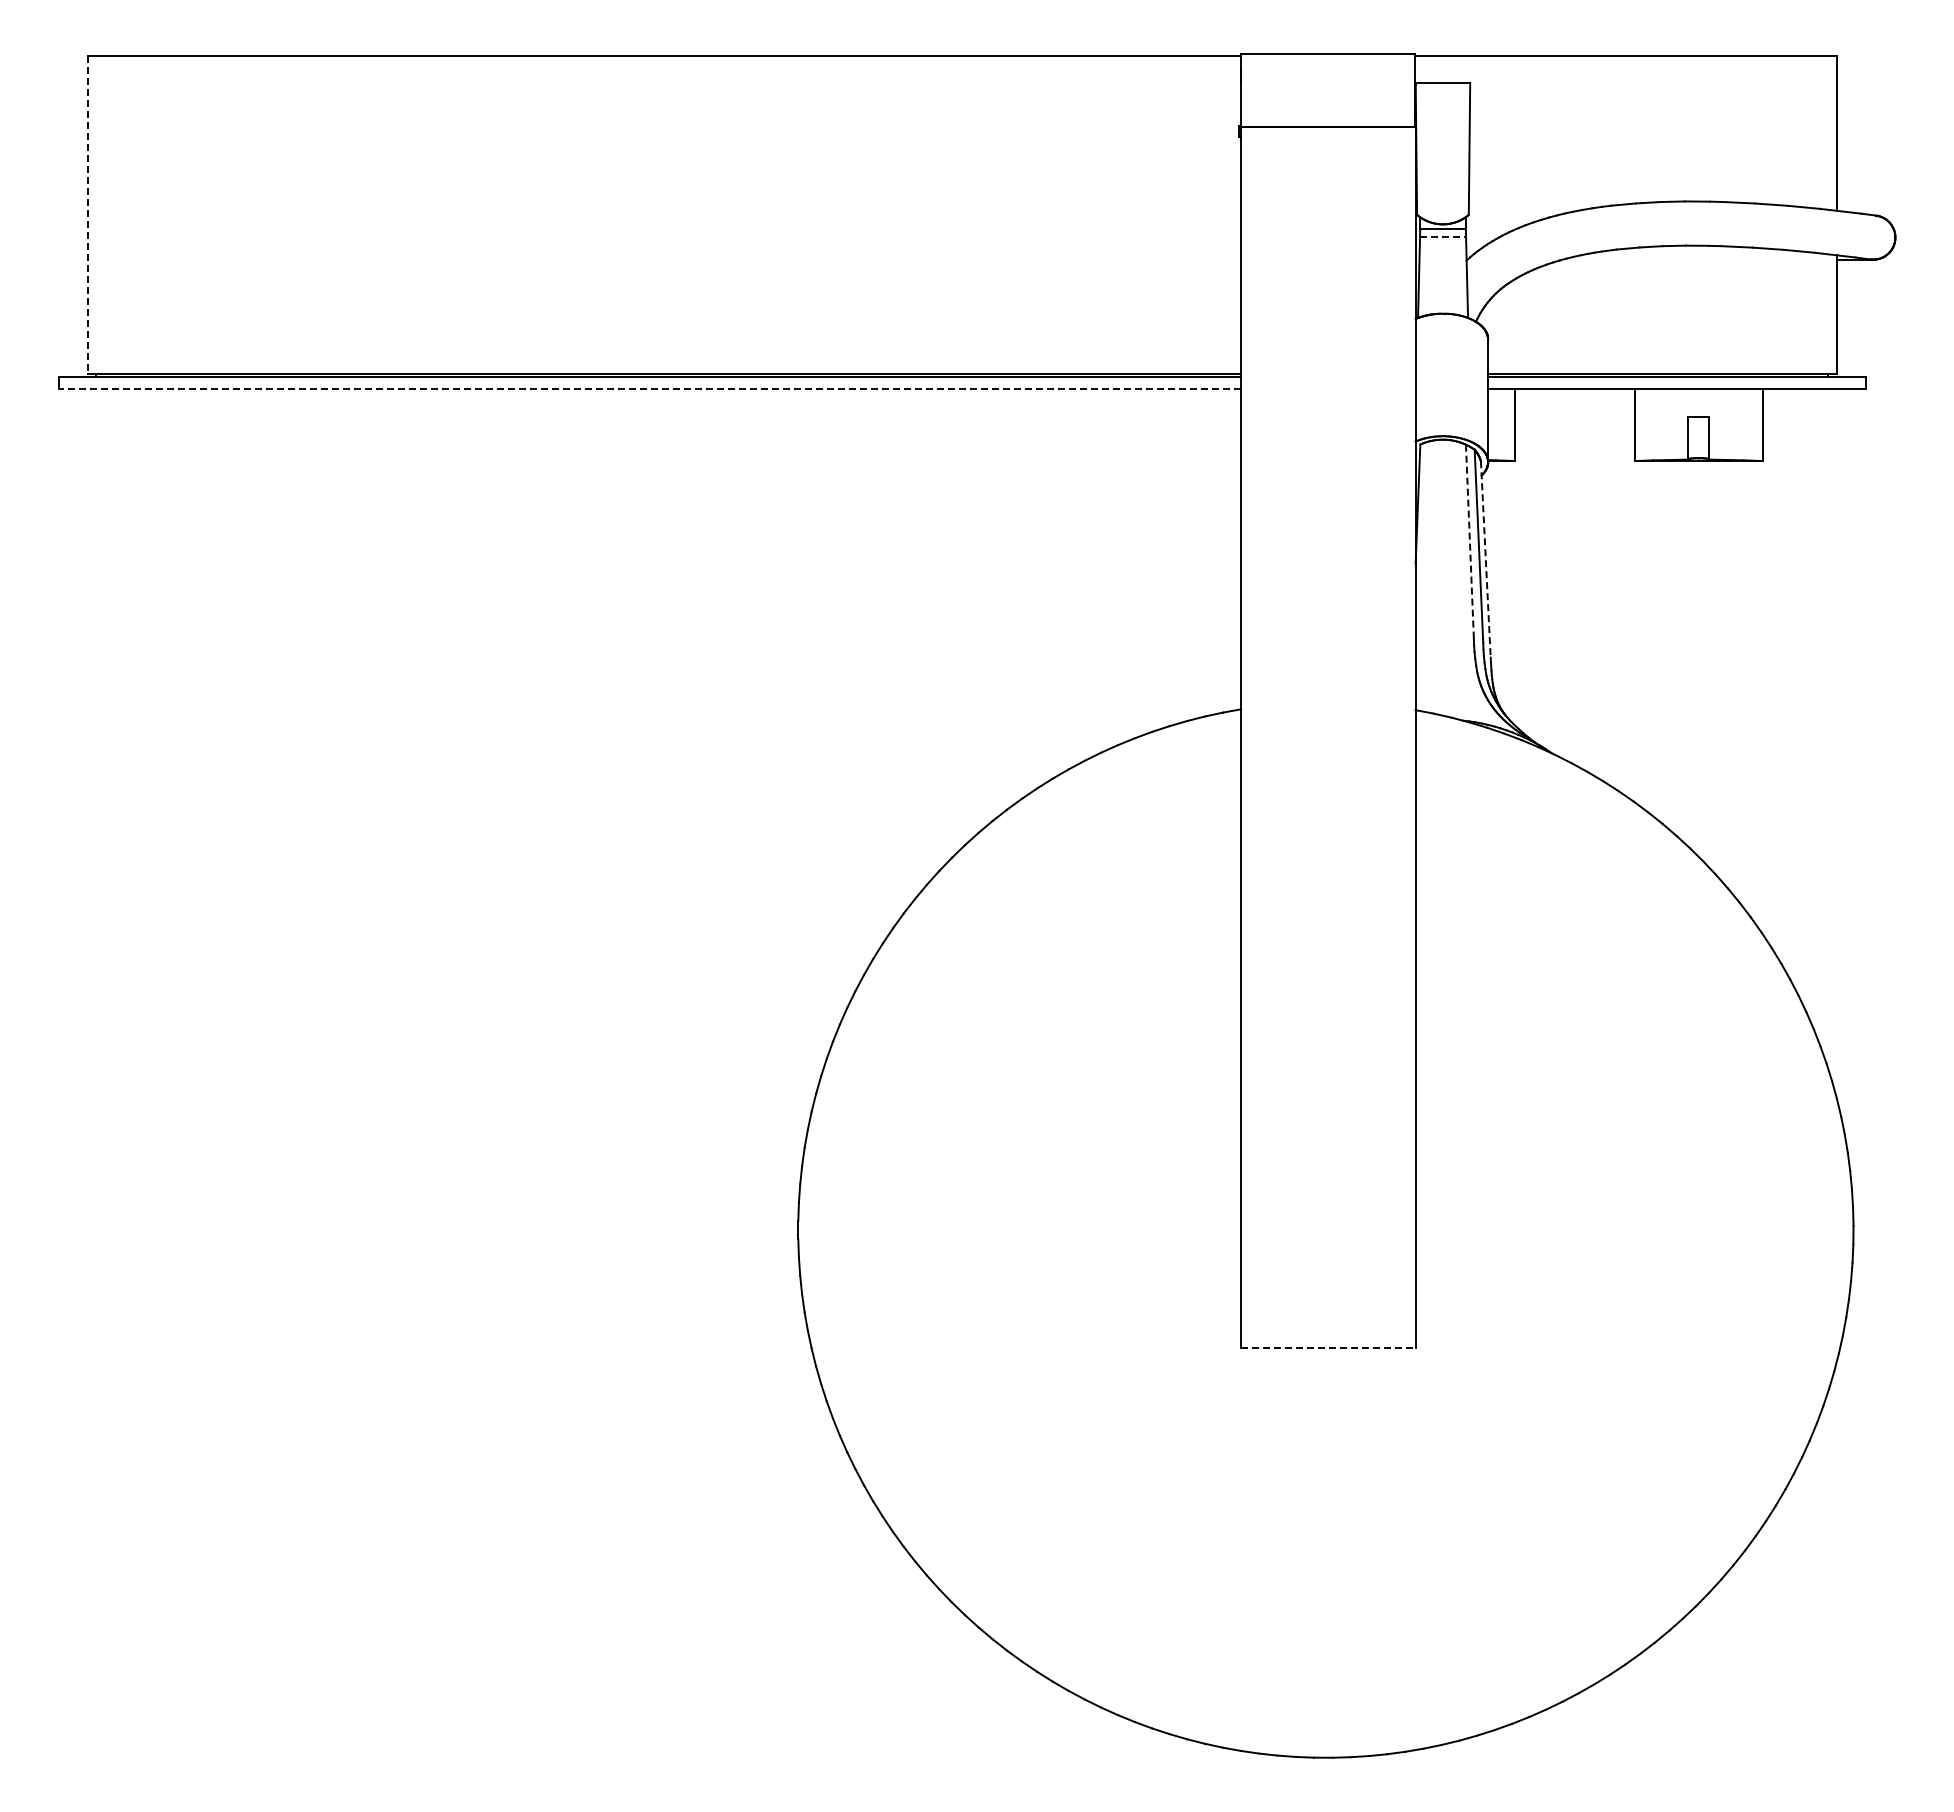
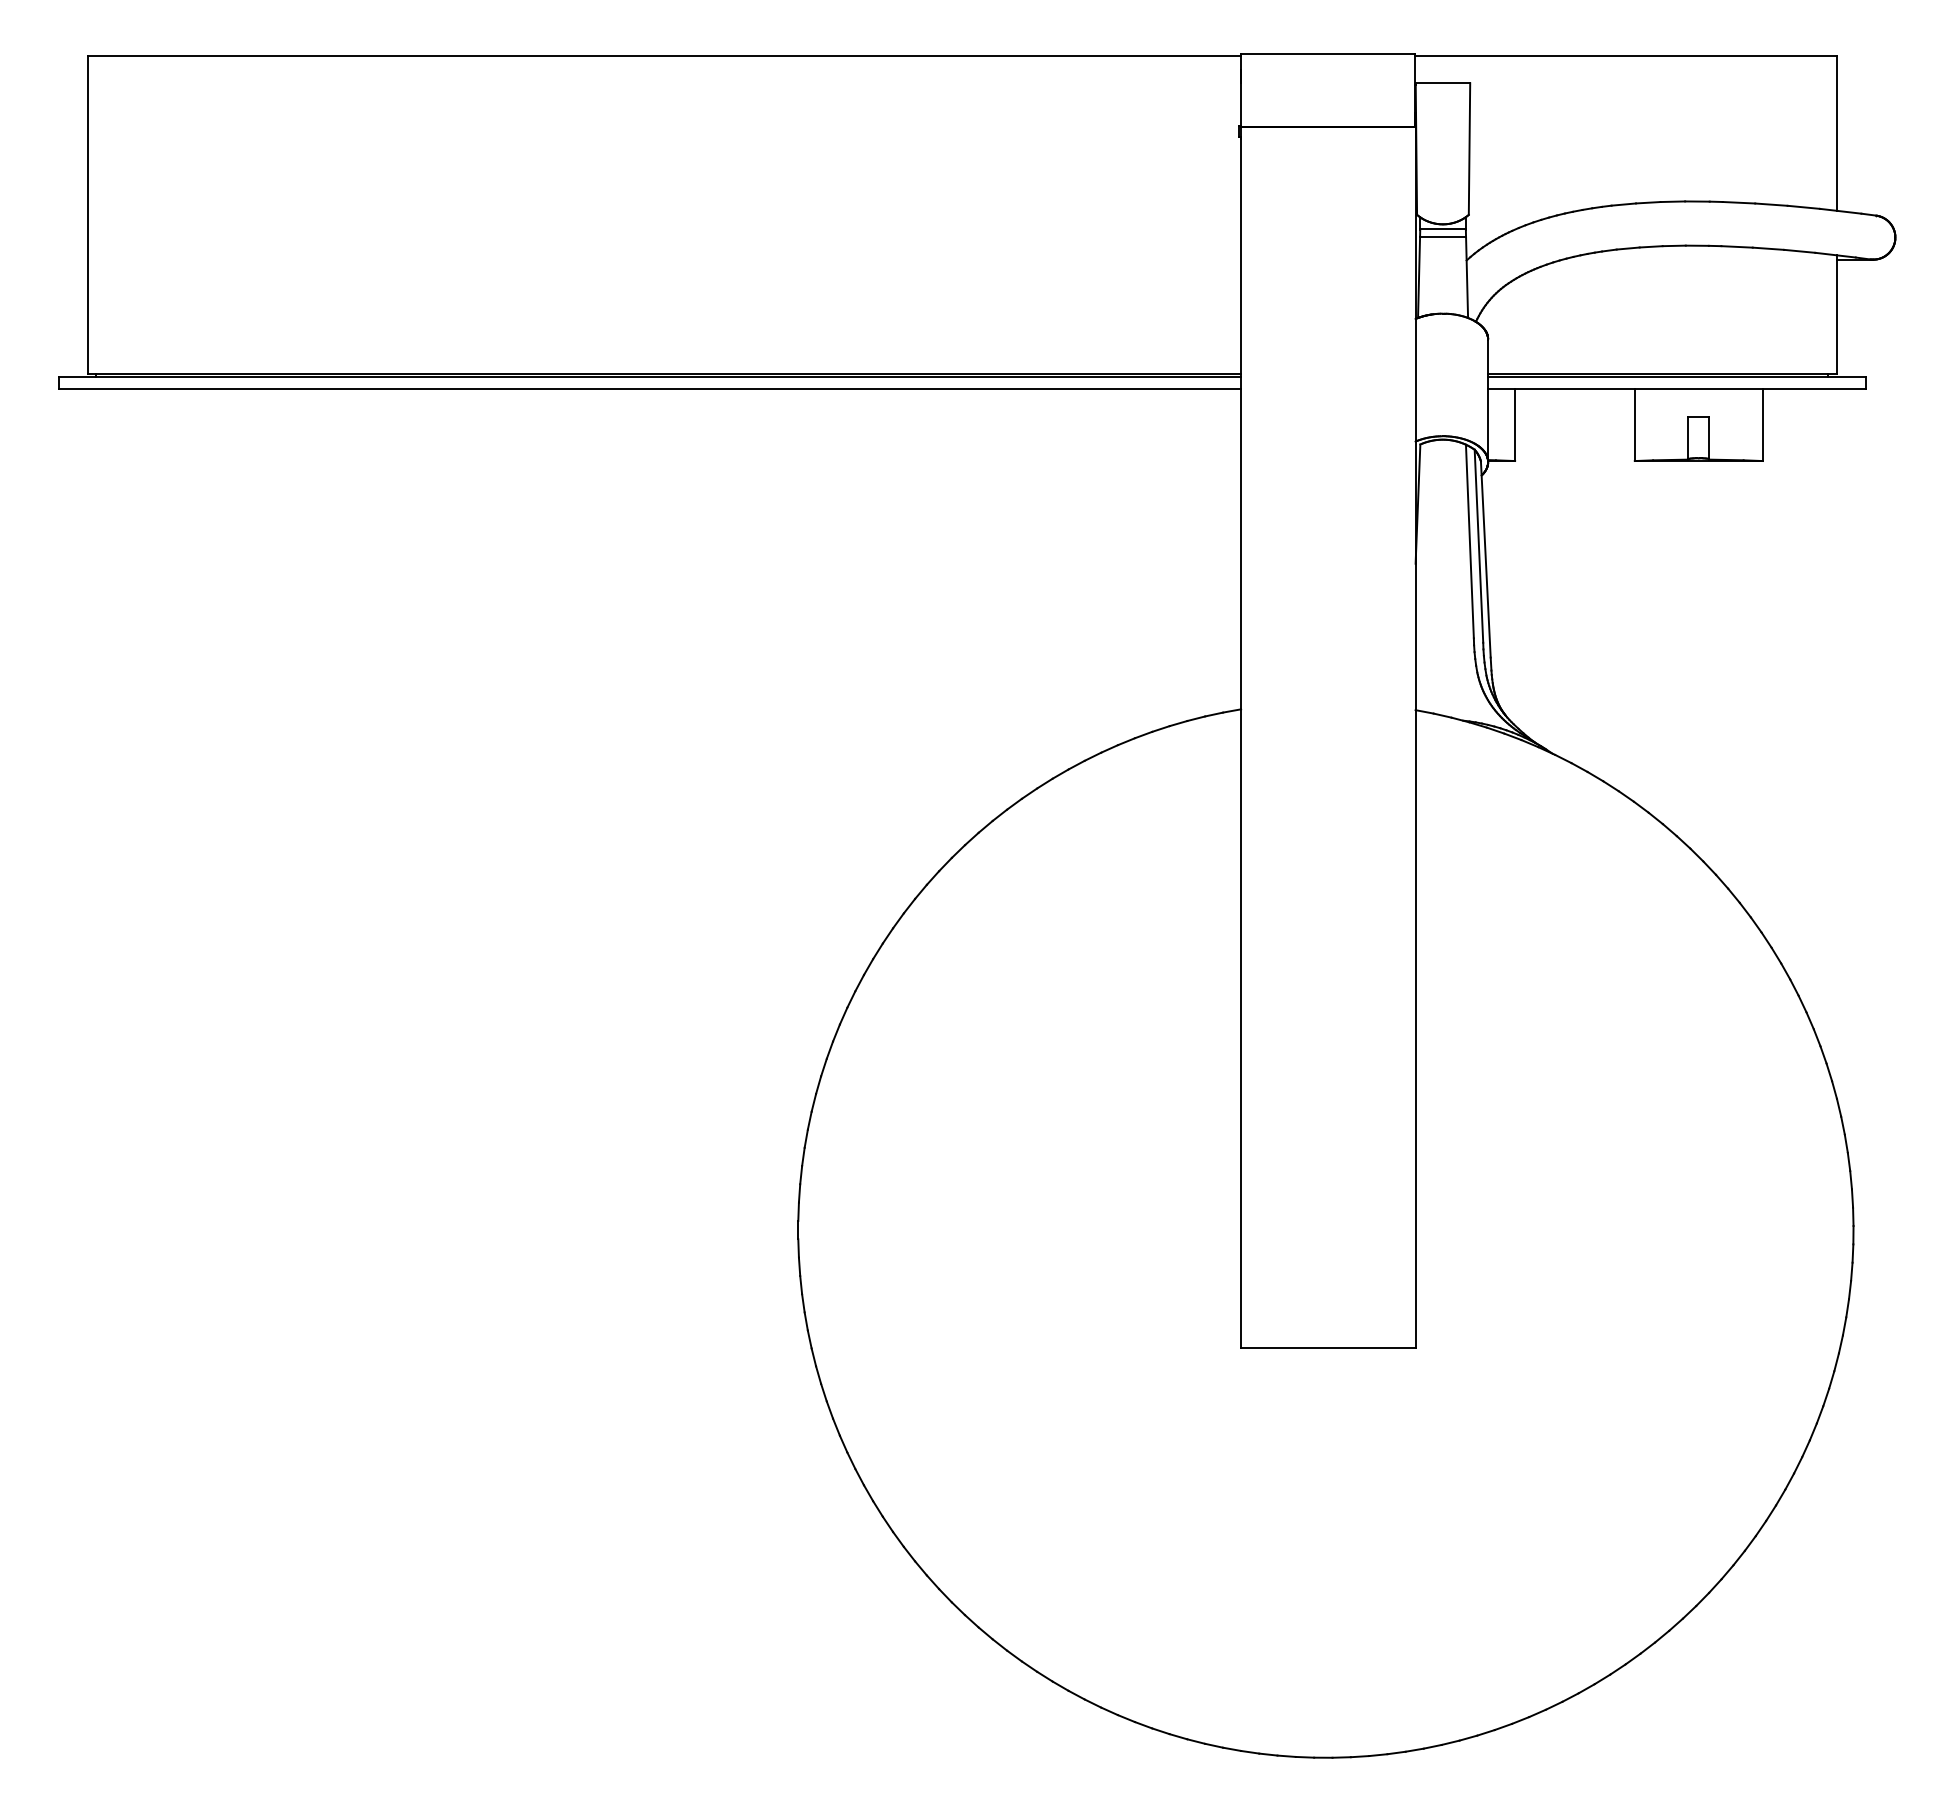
line: dashed -> solid (87, 215)
line: dashed -> solid (1443, 236)
line: dashed -> solid (649, 388)
line: dashed -> solid (1469, 541)
line: dashed -> solid (1485, 559)
line: dashed -> solid (1328, 1348)
